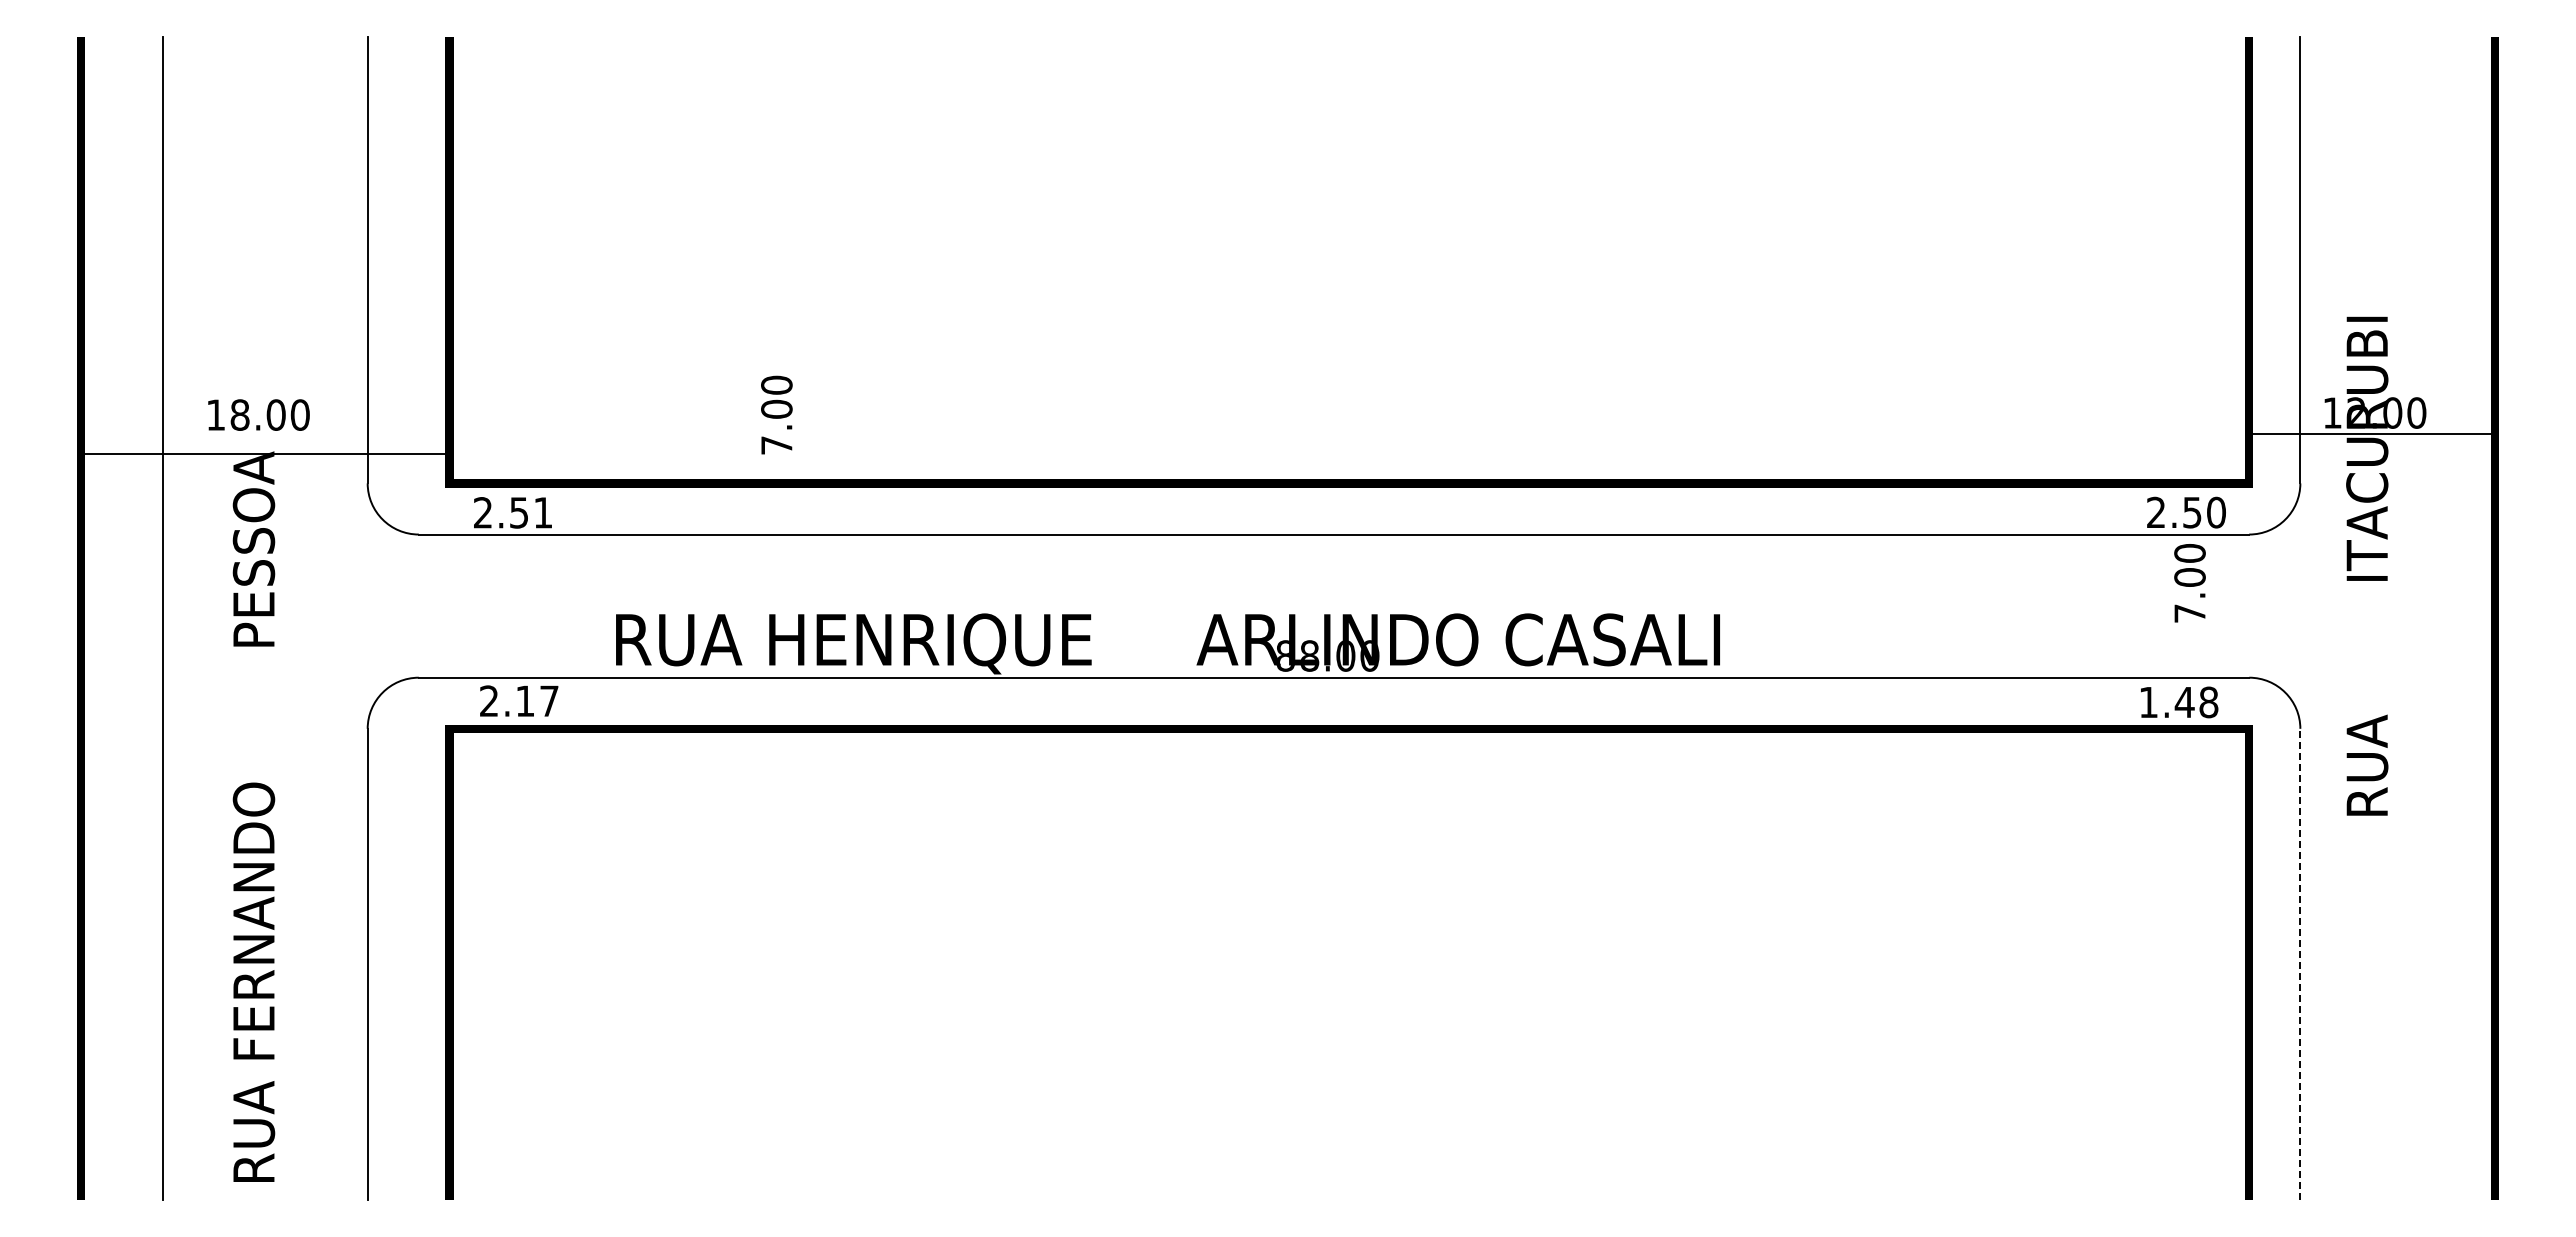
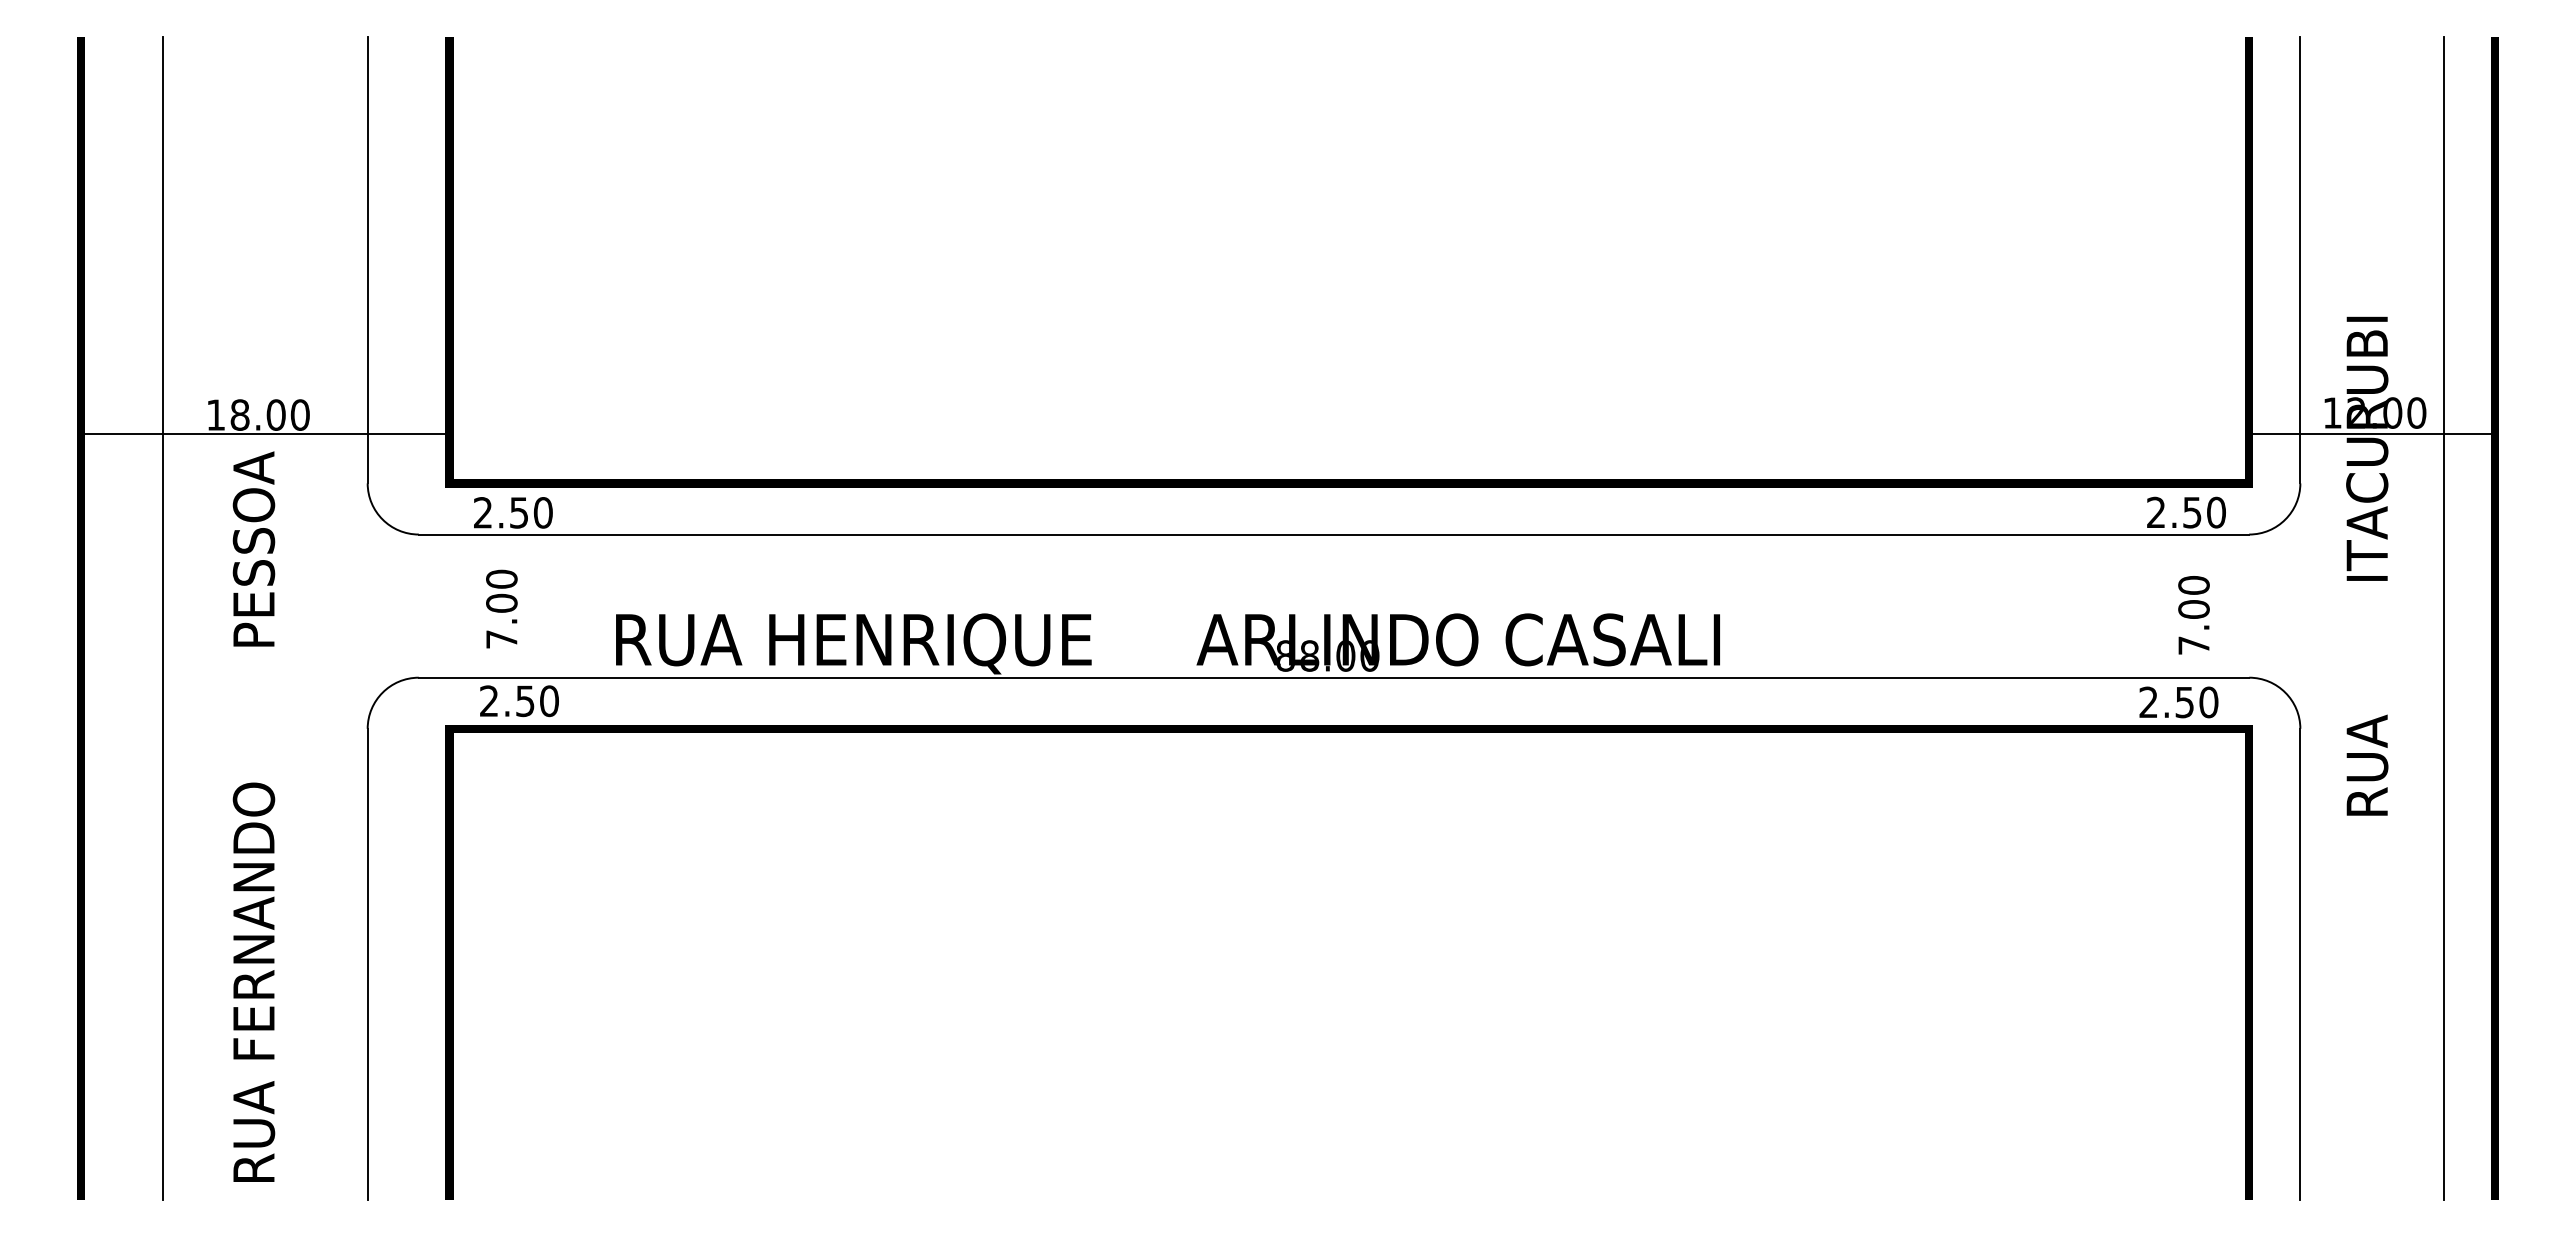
text position: (776, 414) -> (501, 608) (501, 608)
line position: (265, 454) -> (265, 434) (265, 434)
text: 2.51 -> 2.50 (542, 512)
text position: (2189, 583) -> (2193, 615) (2193, 615)
line: none -> present (2443, 618)
text: 2.17 -> 2.50 (537, 701)
text: 1.48 -> 2.50 (2178, 702)
line: dashed -> solid (2300, 963)
